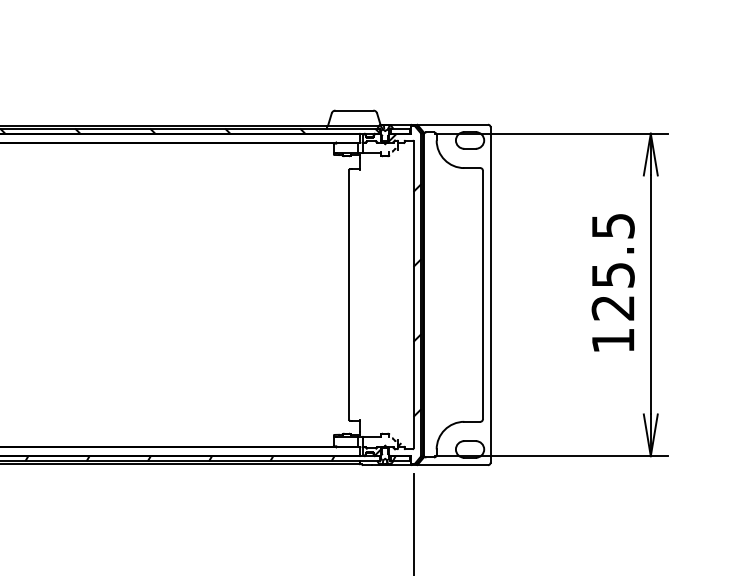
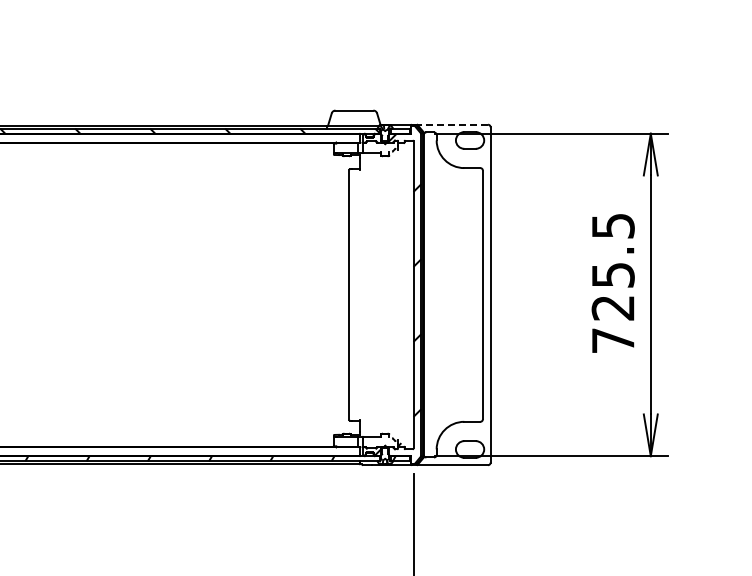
line: solid -> dashed (452, 124)
text: 125.5 -> 725.5 (613, 340)
